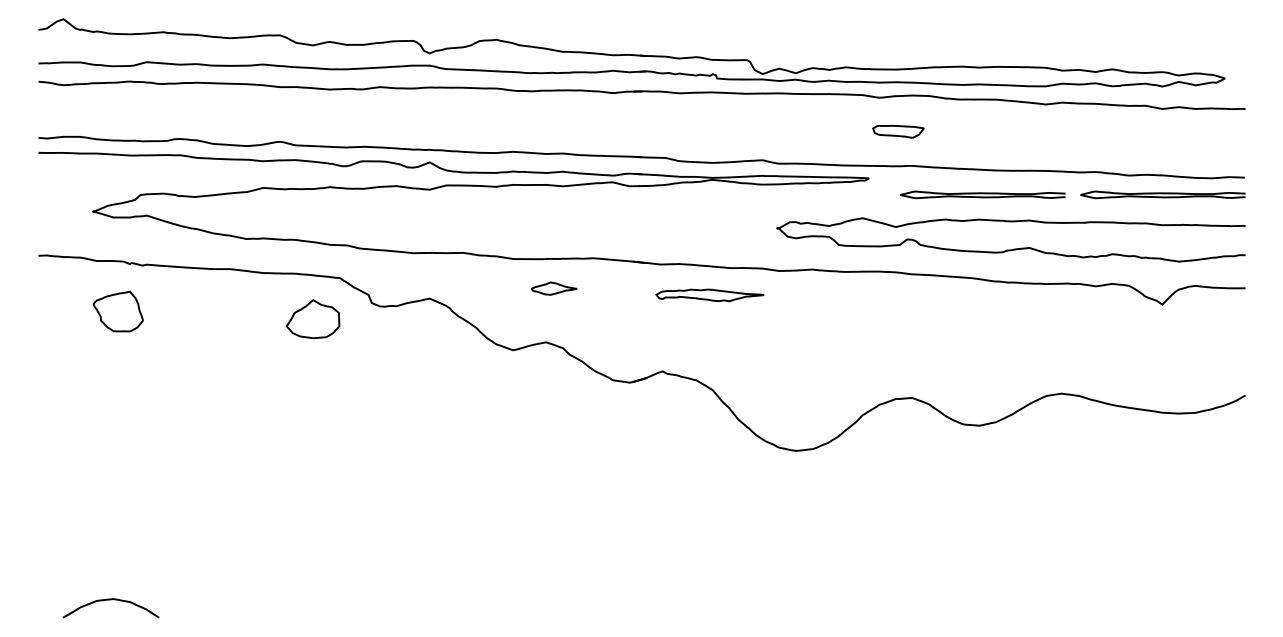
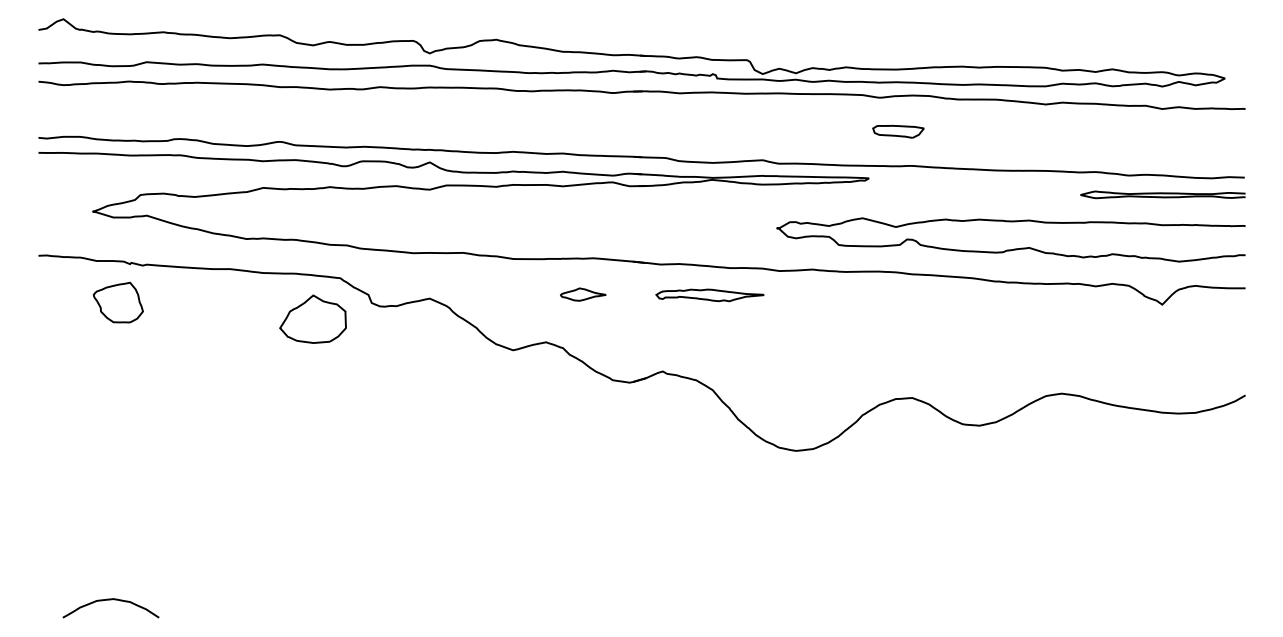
curve: present -> none (982, 194)
part position: (554, 288) -> (583, 294) (583, 294)
part position: (117, 311) -> (117, 302) (117, 302)
part size: 56x41 px -> 68x50 px (312, 318)
